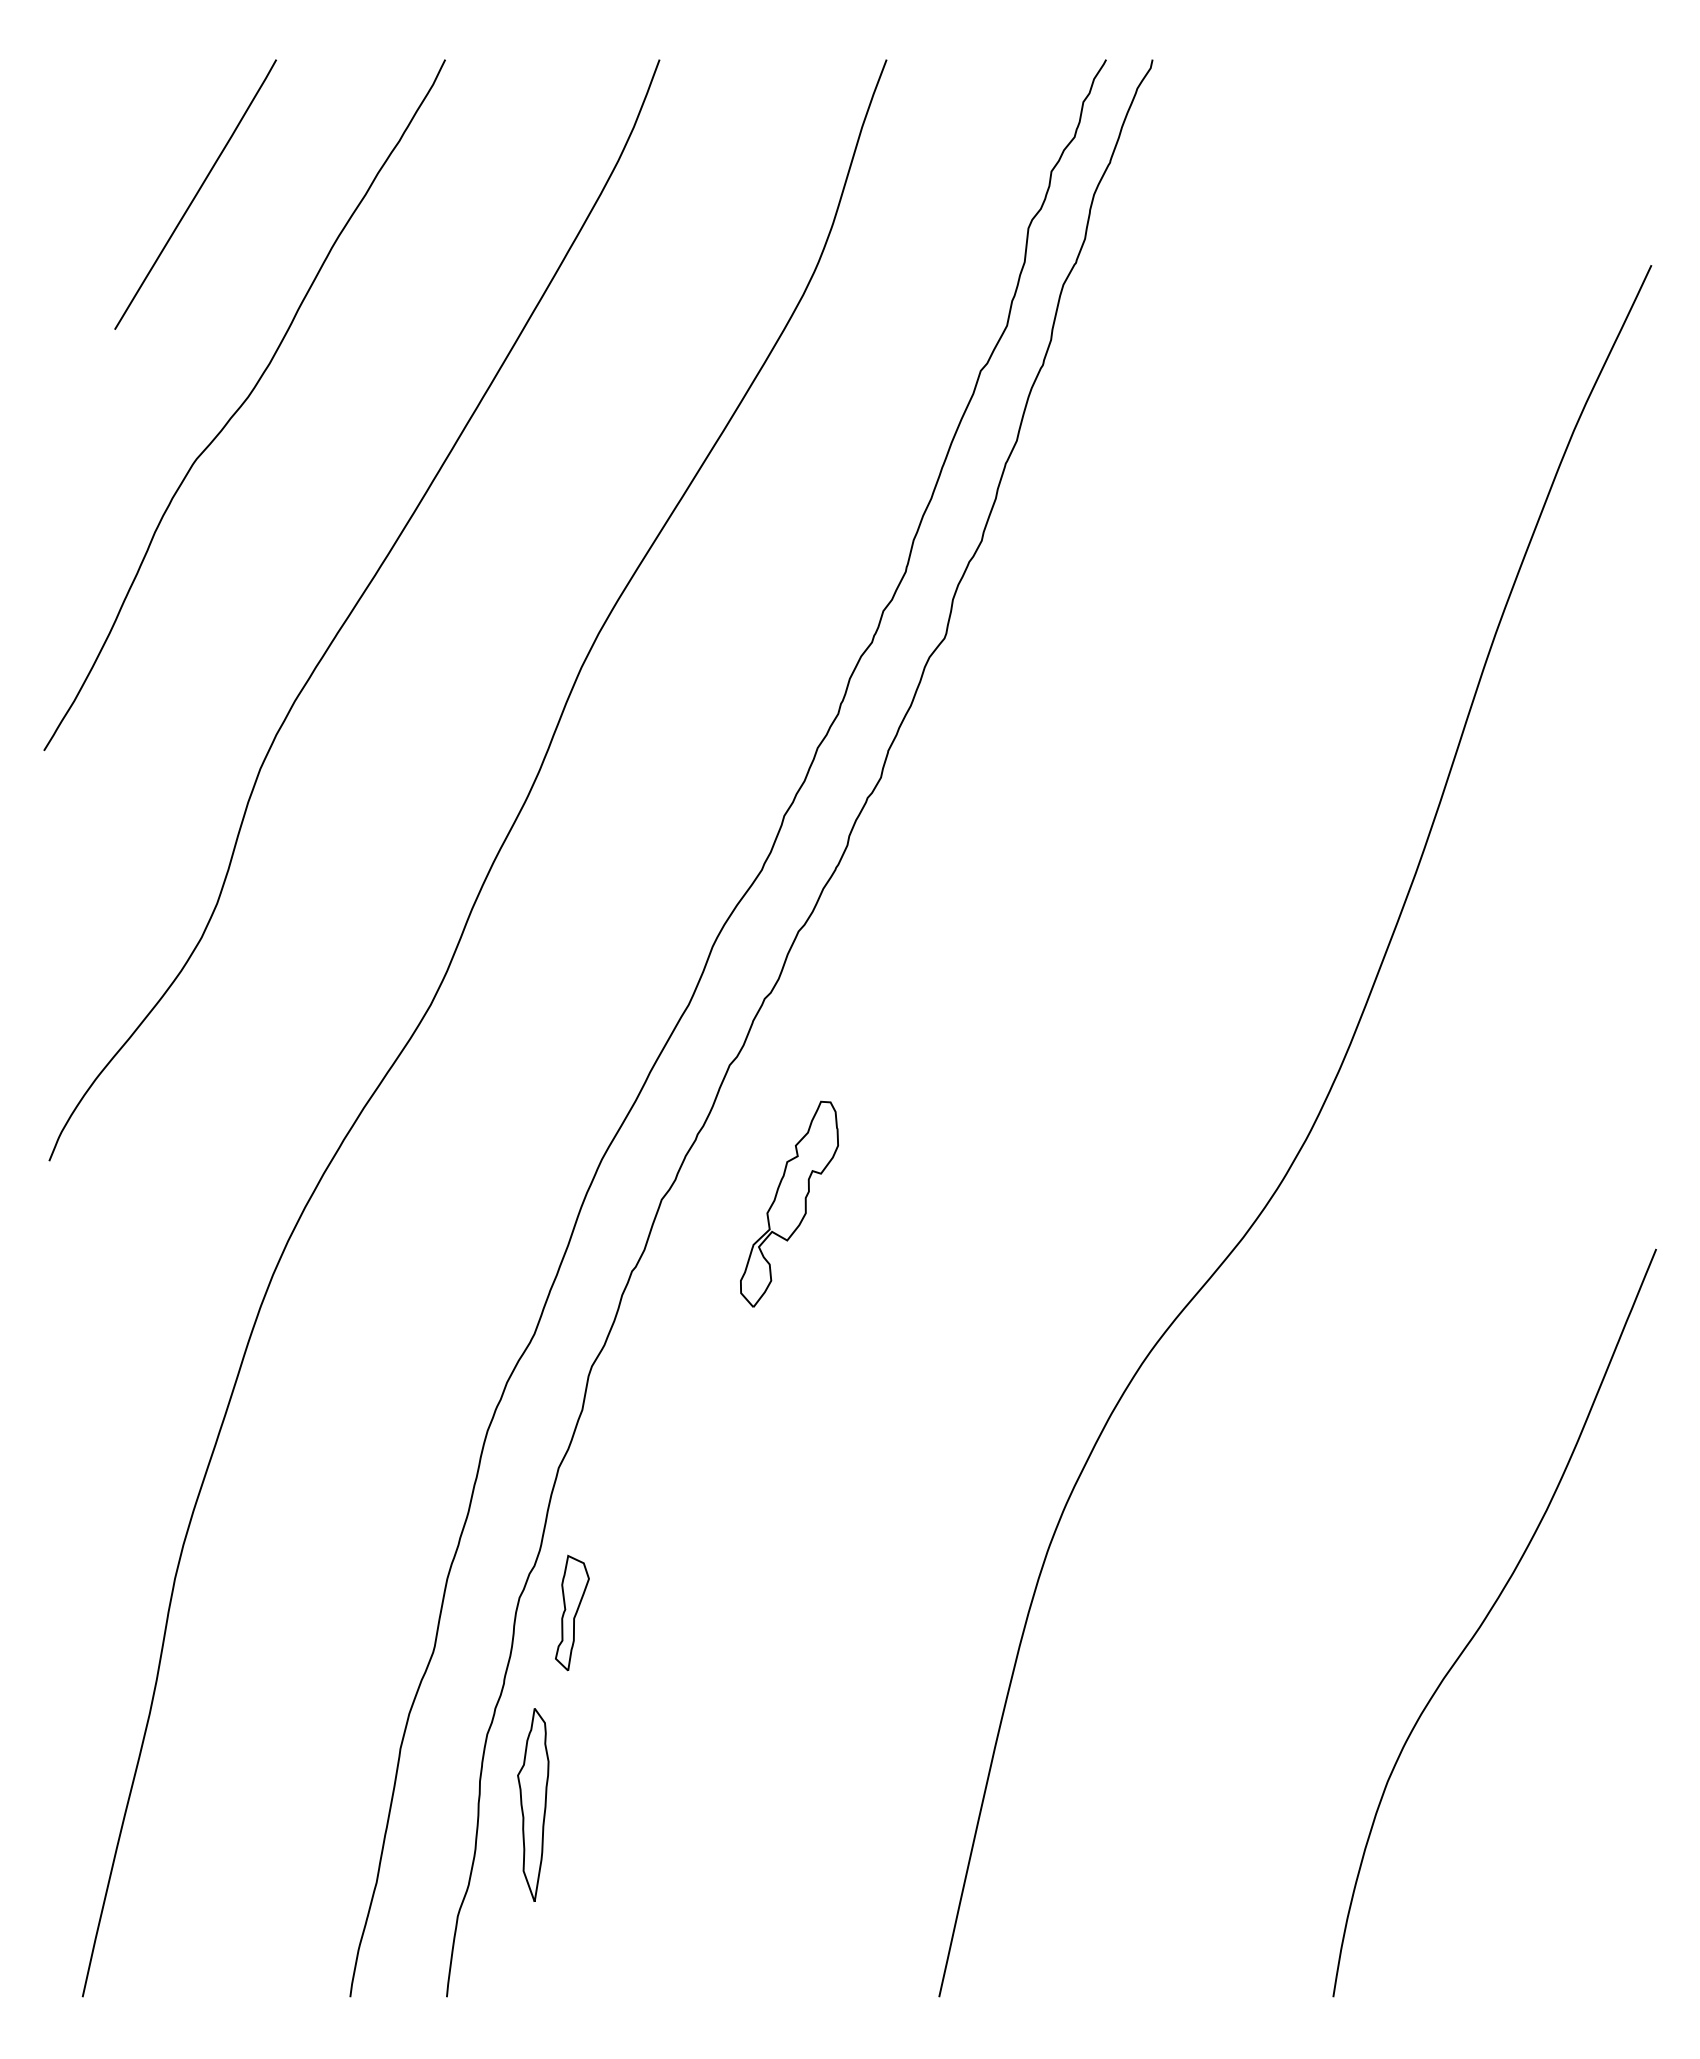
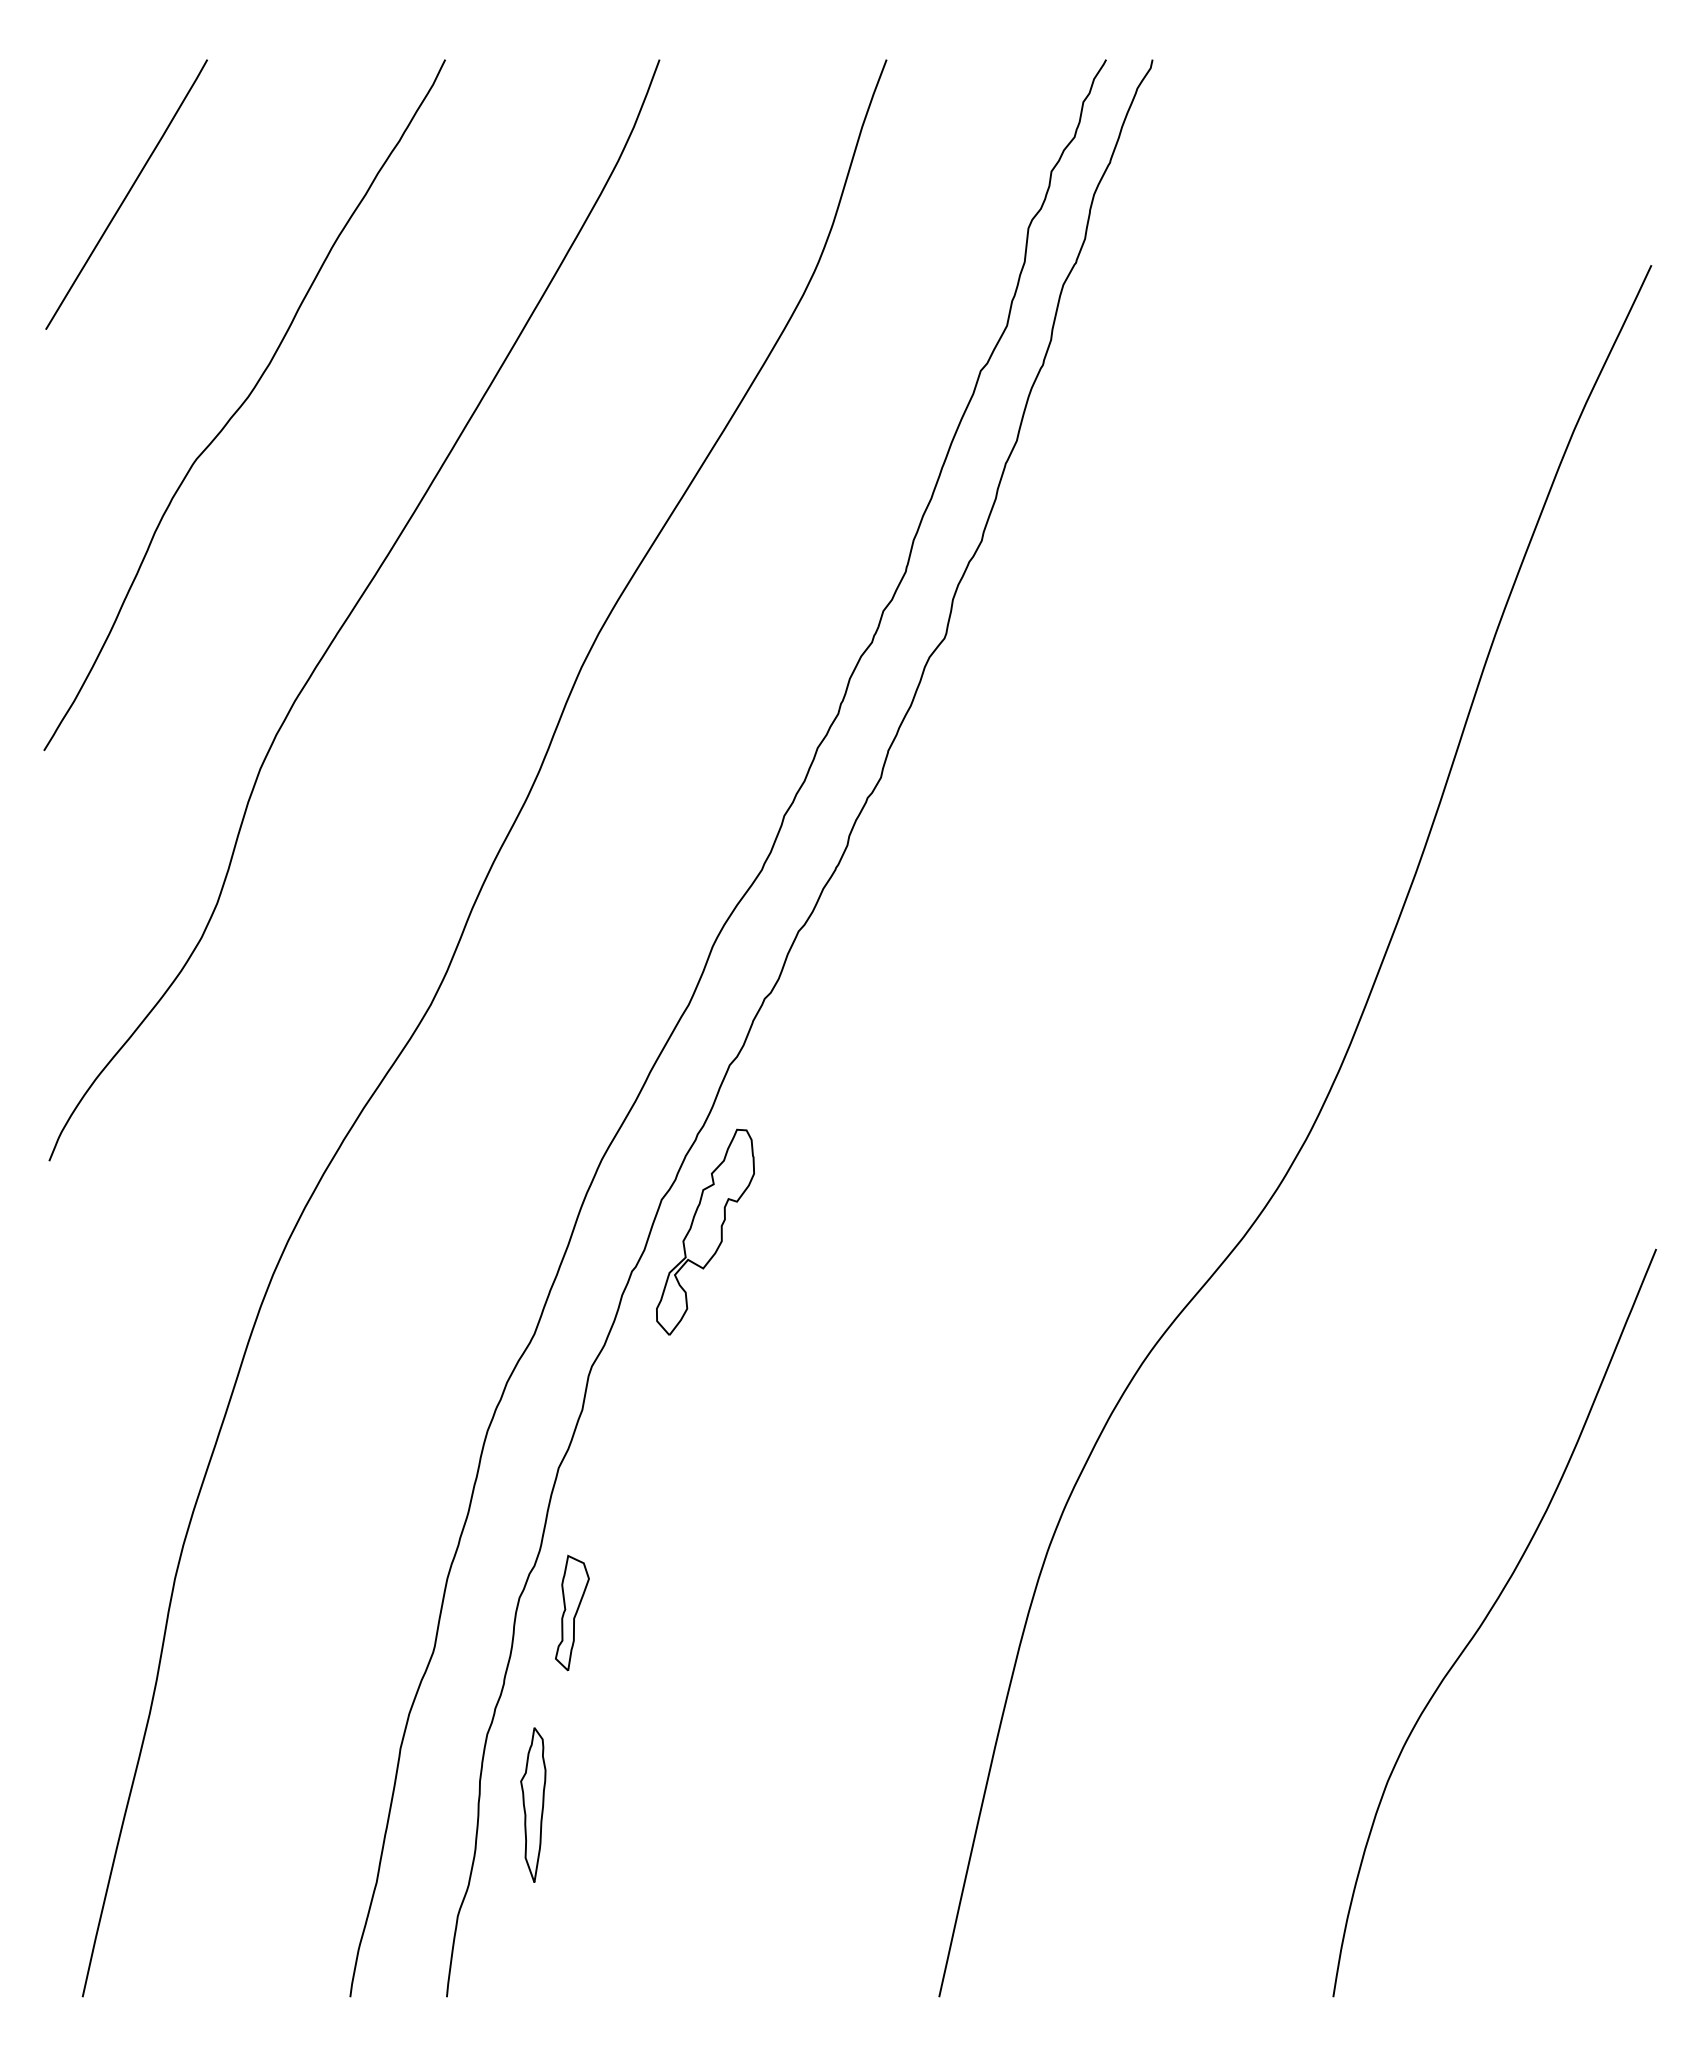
curve position: (195, 194) -> (126, 194) (126, 194)
part position: (789, 1203) -> (705, 1231) (705, 1231)
part size: 33x194 px -> 27x156 px (533, 1804)
